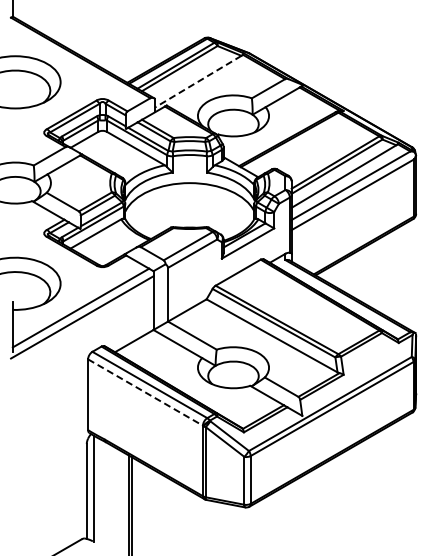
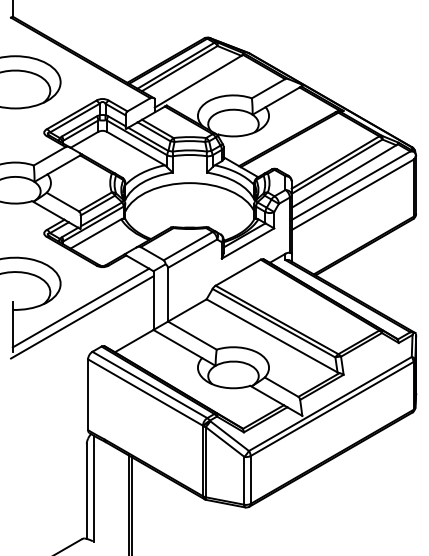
line: dashed -> solid (198, 81)
line: dashed -> solid (145, 392)
